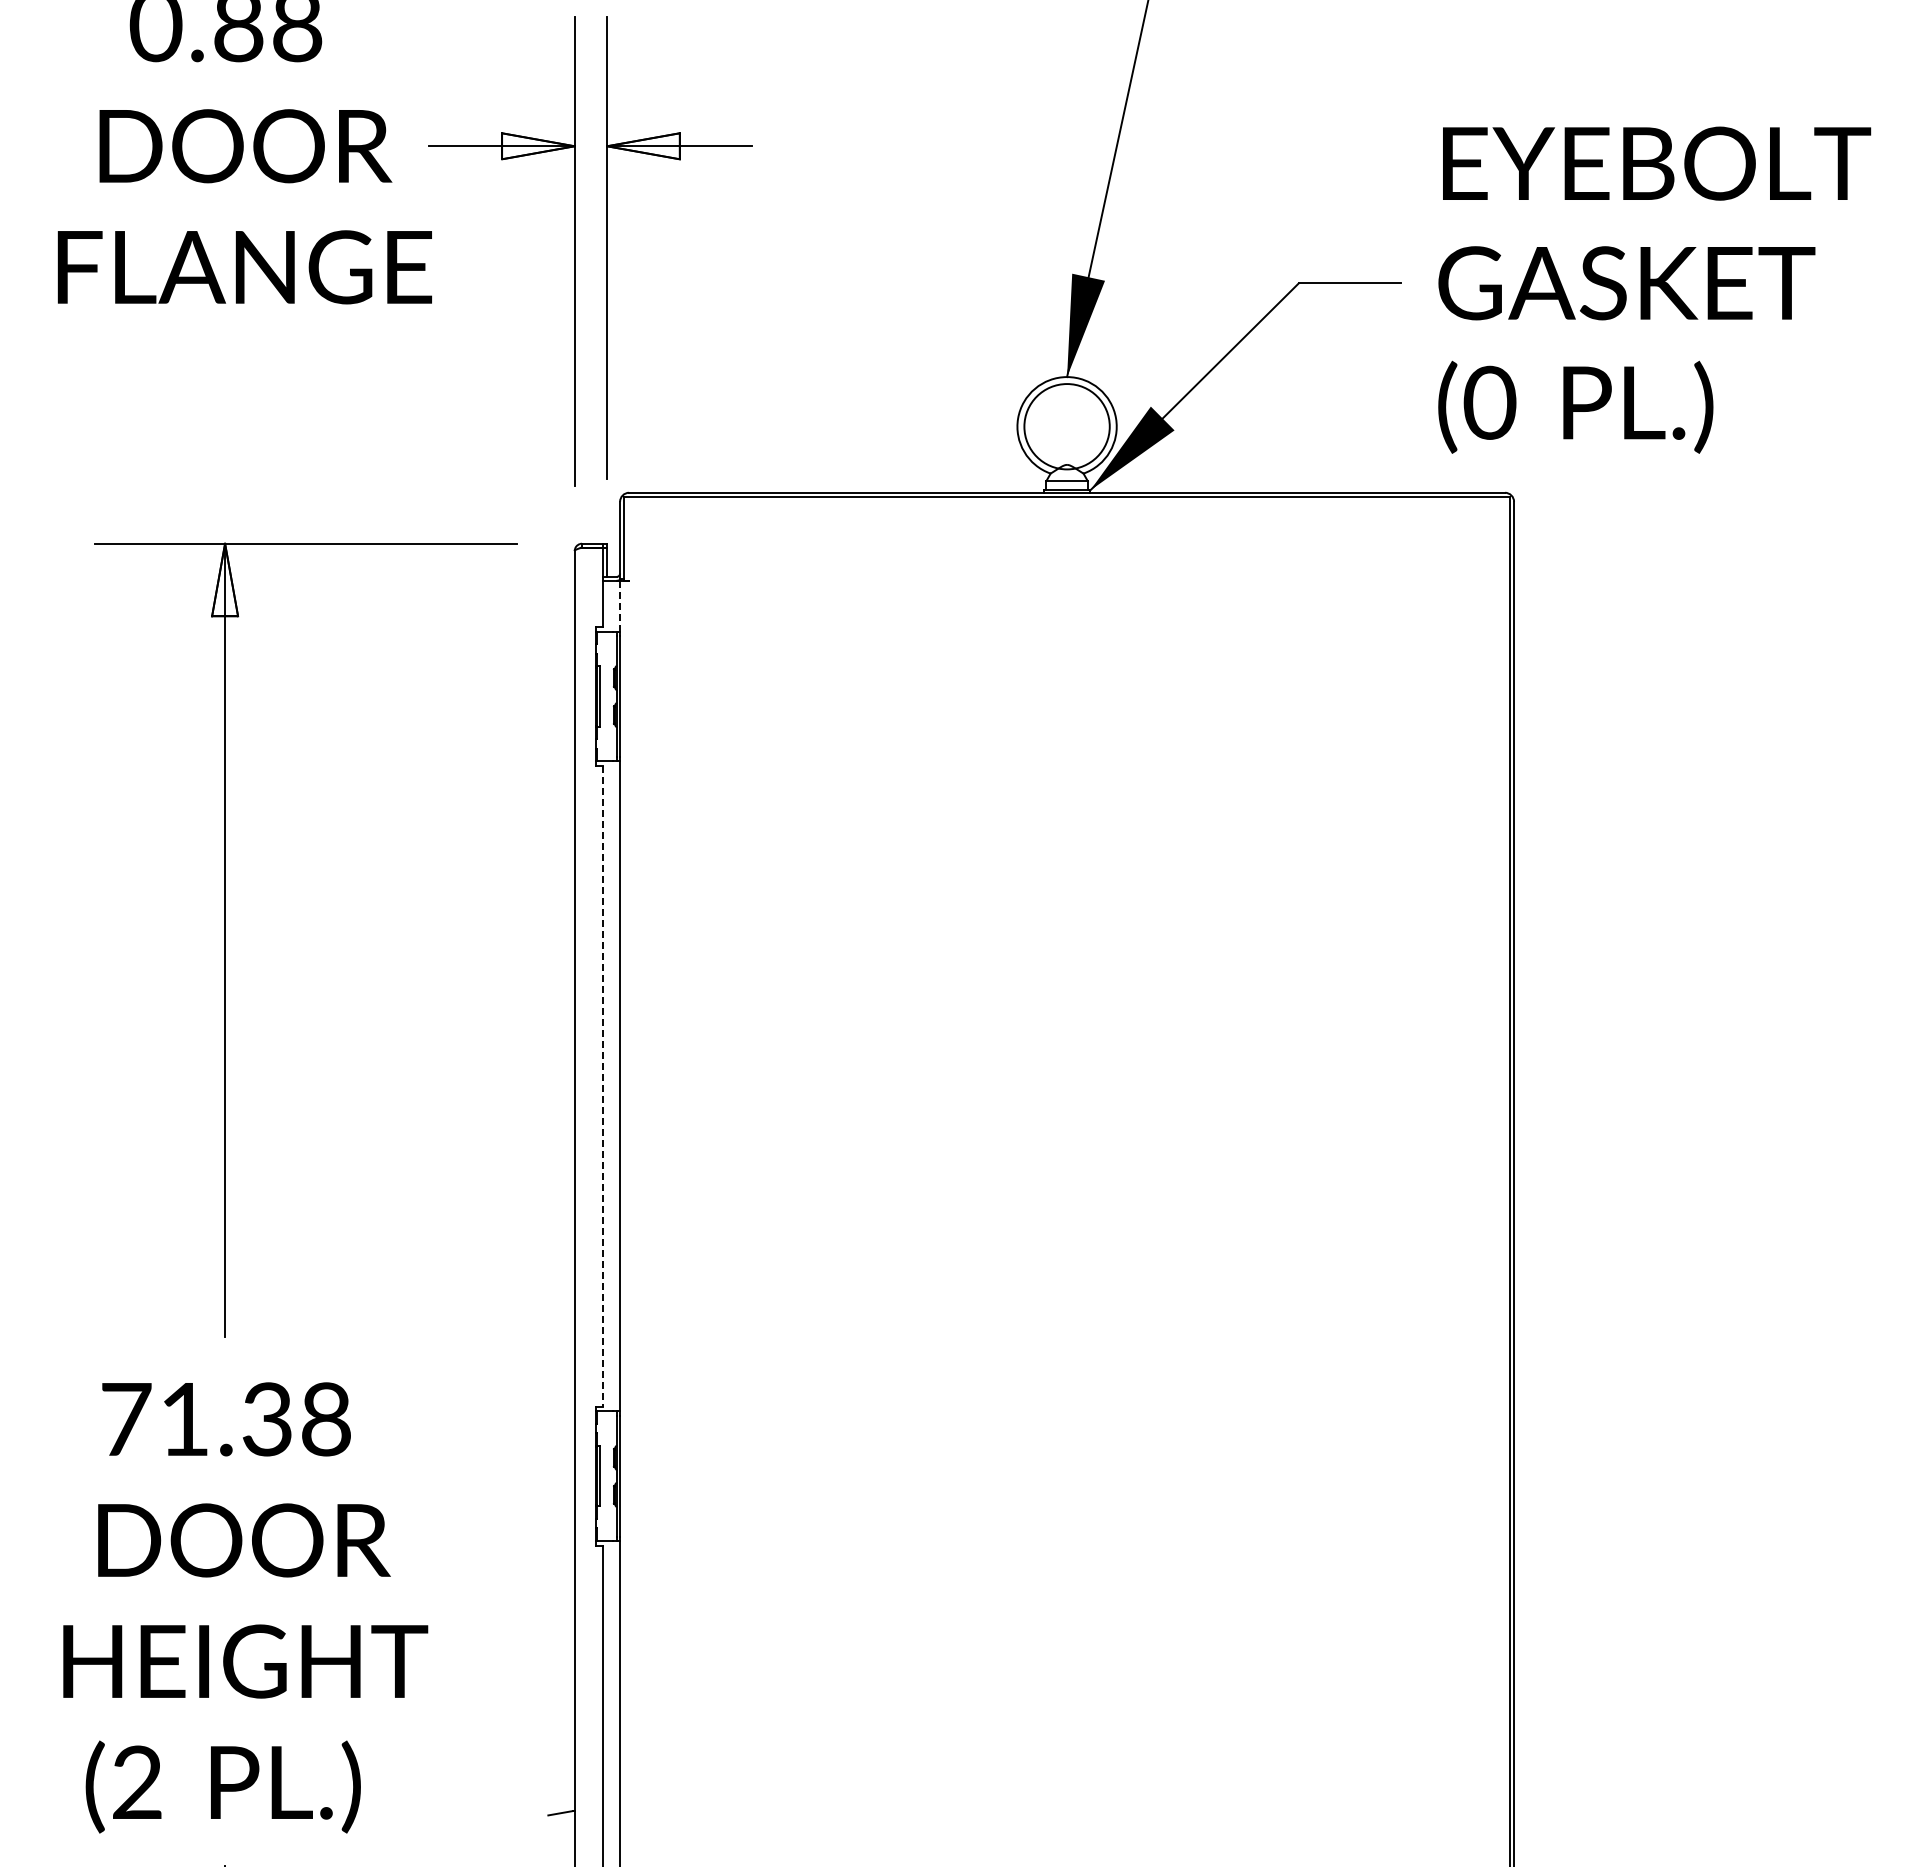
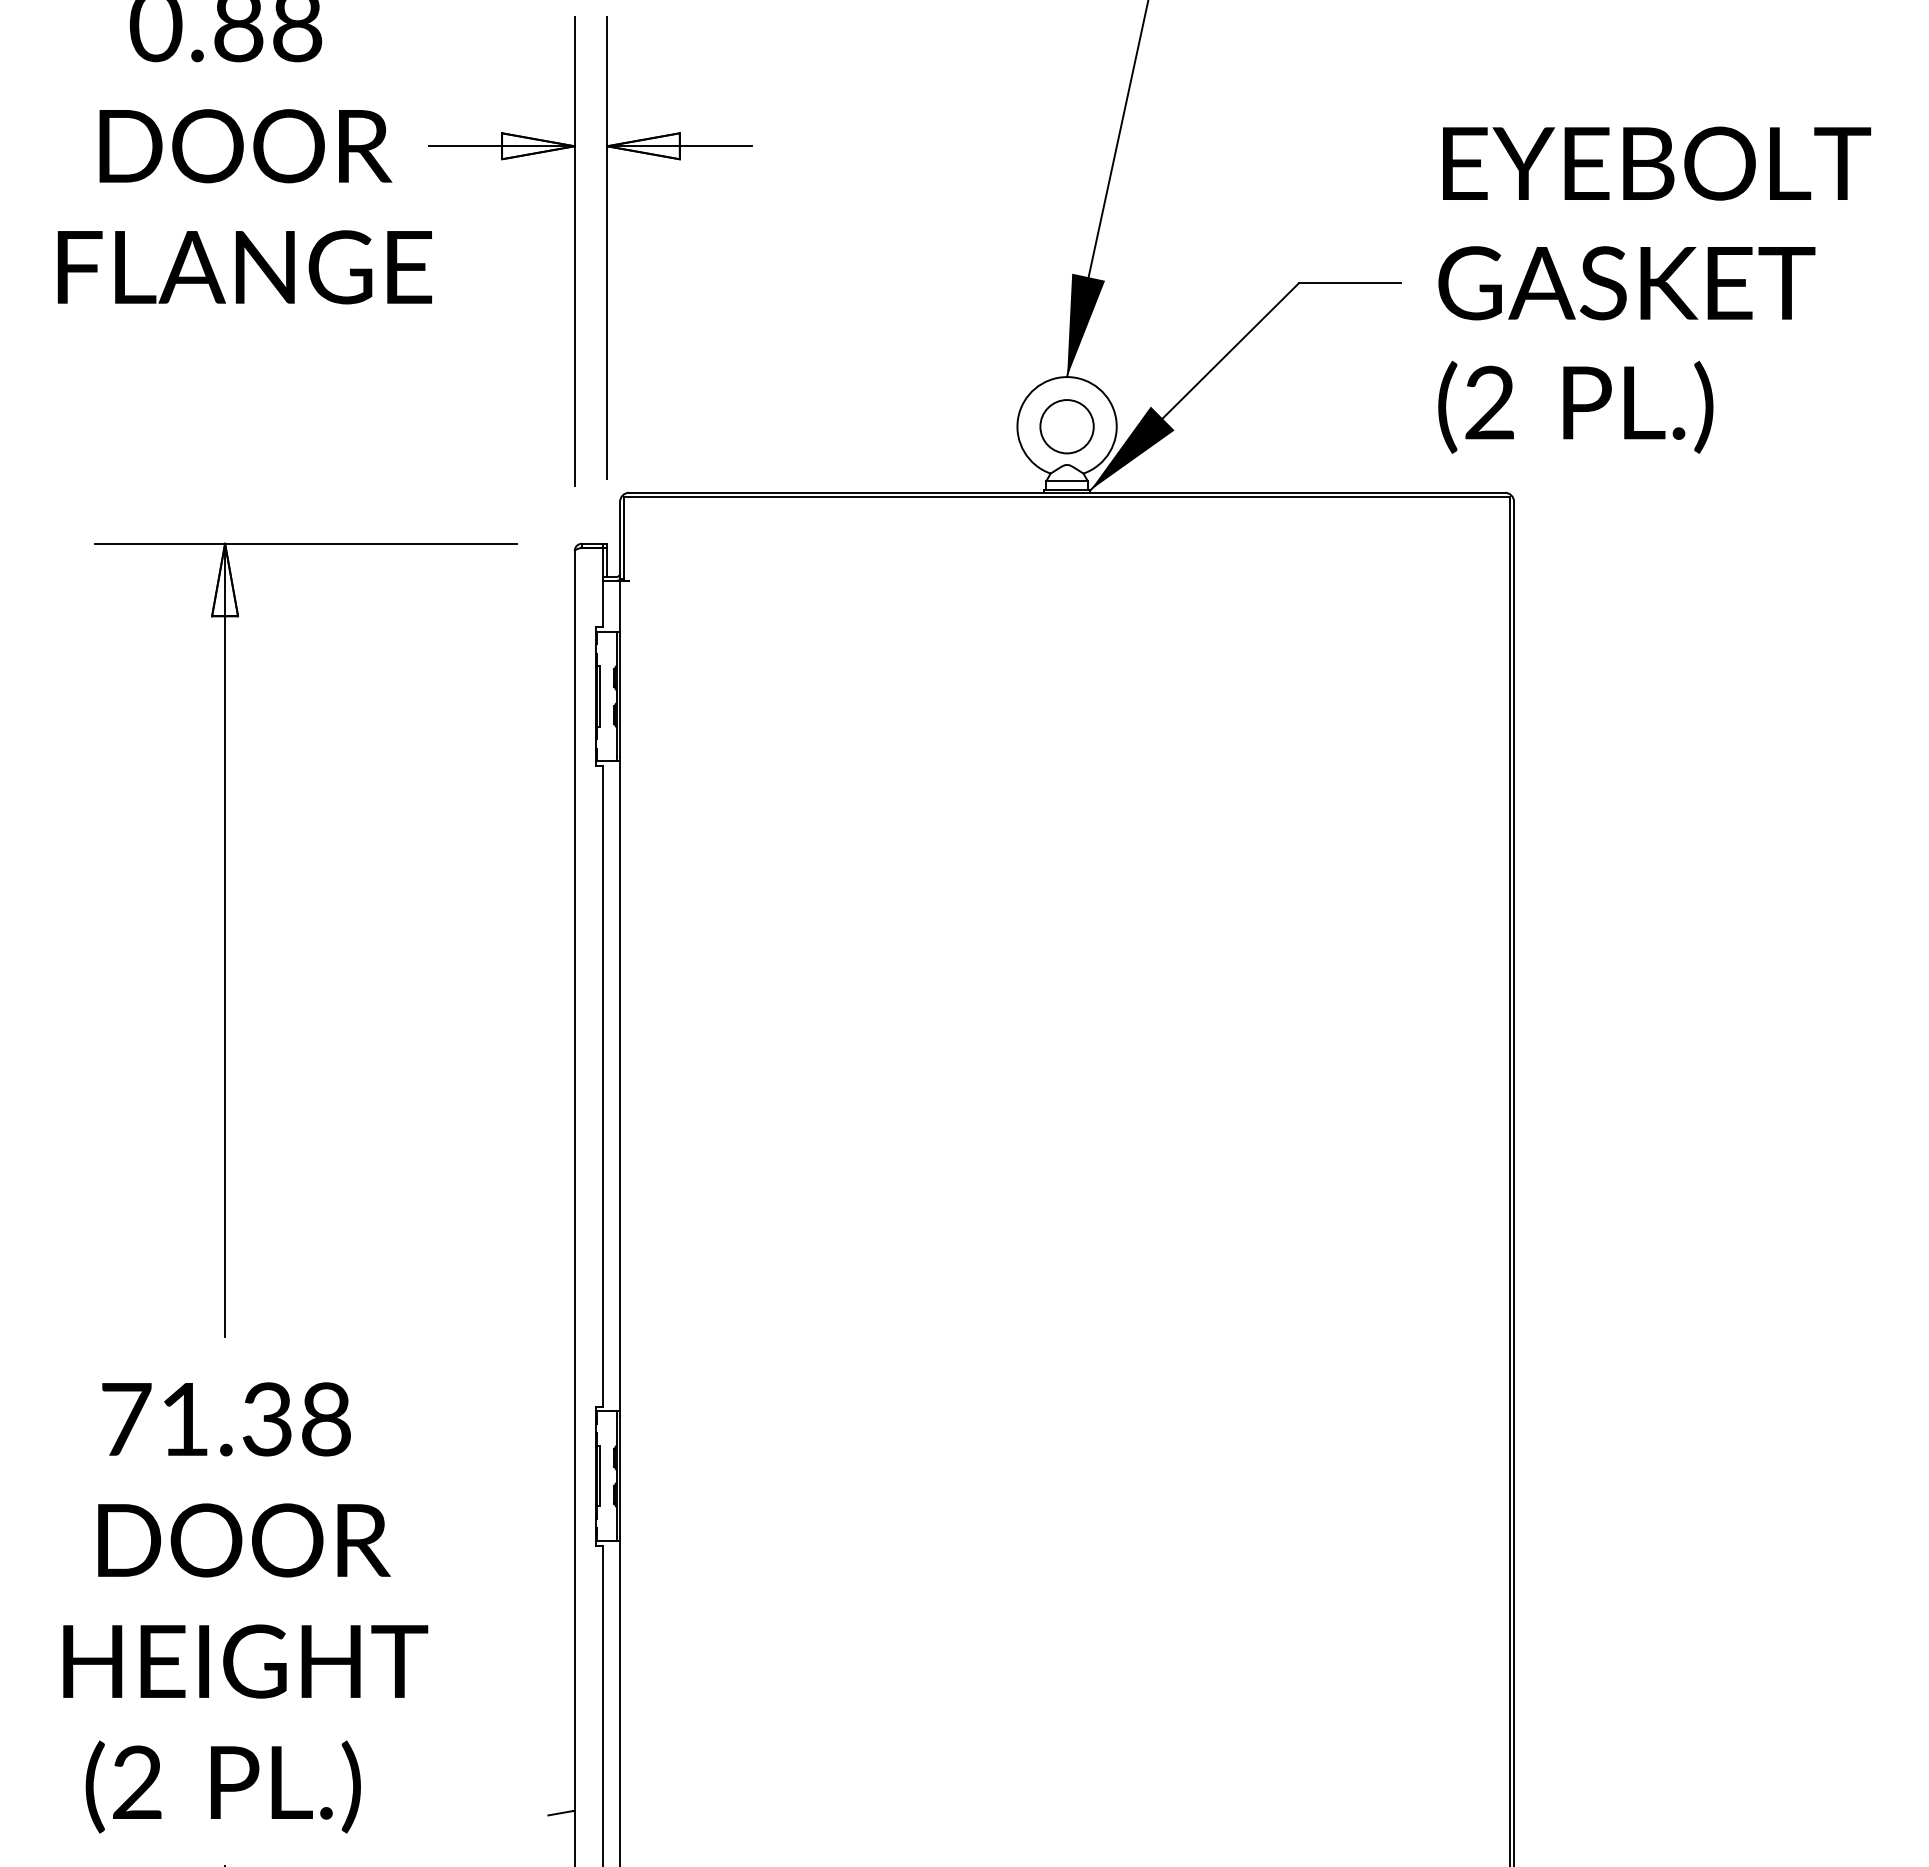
text: (0 -> (2 (1489, 402)
circle diameter: 85 px -> 53 px (1066, 426)
line: dashed -> solid (620, 605)
line: dashed -> solid (602, 1086)
